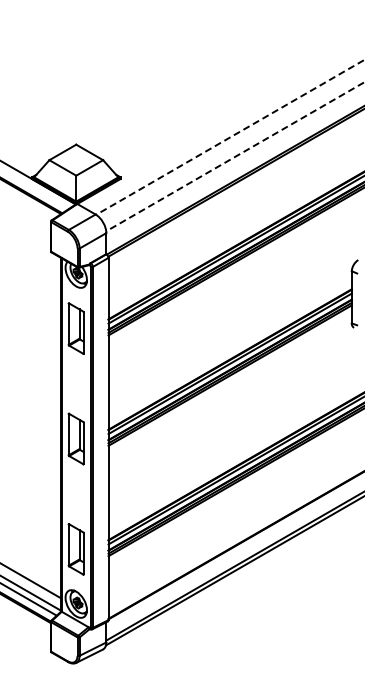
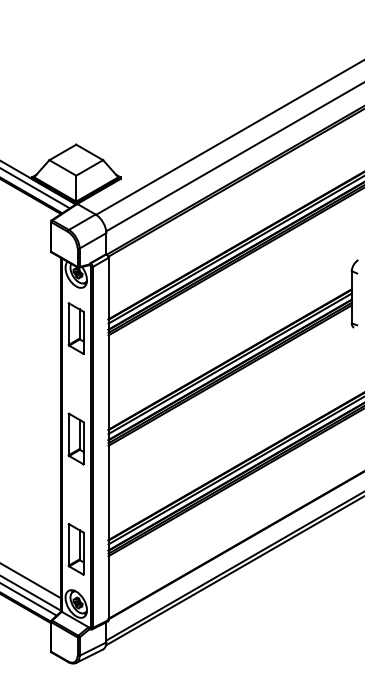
line: dashed -> solid (230, 137)
line: dashed -> solid (235, 156)
line: none -> present (35, 188)
